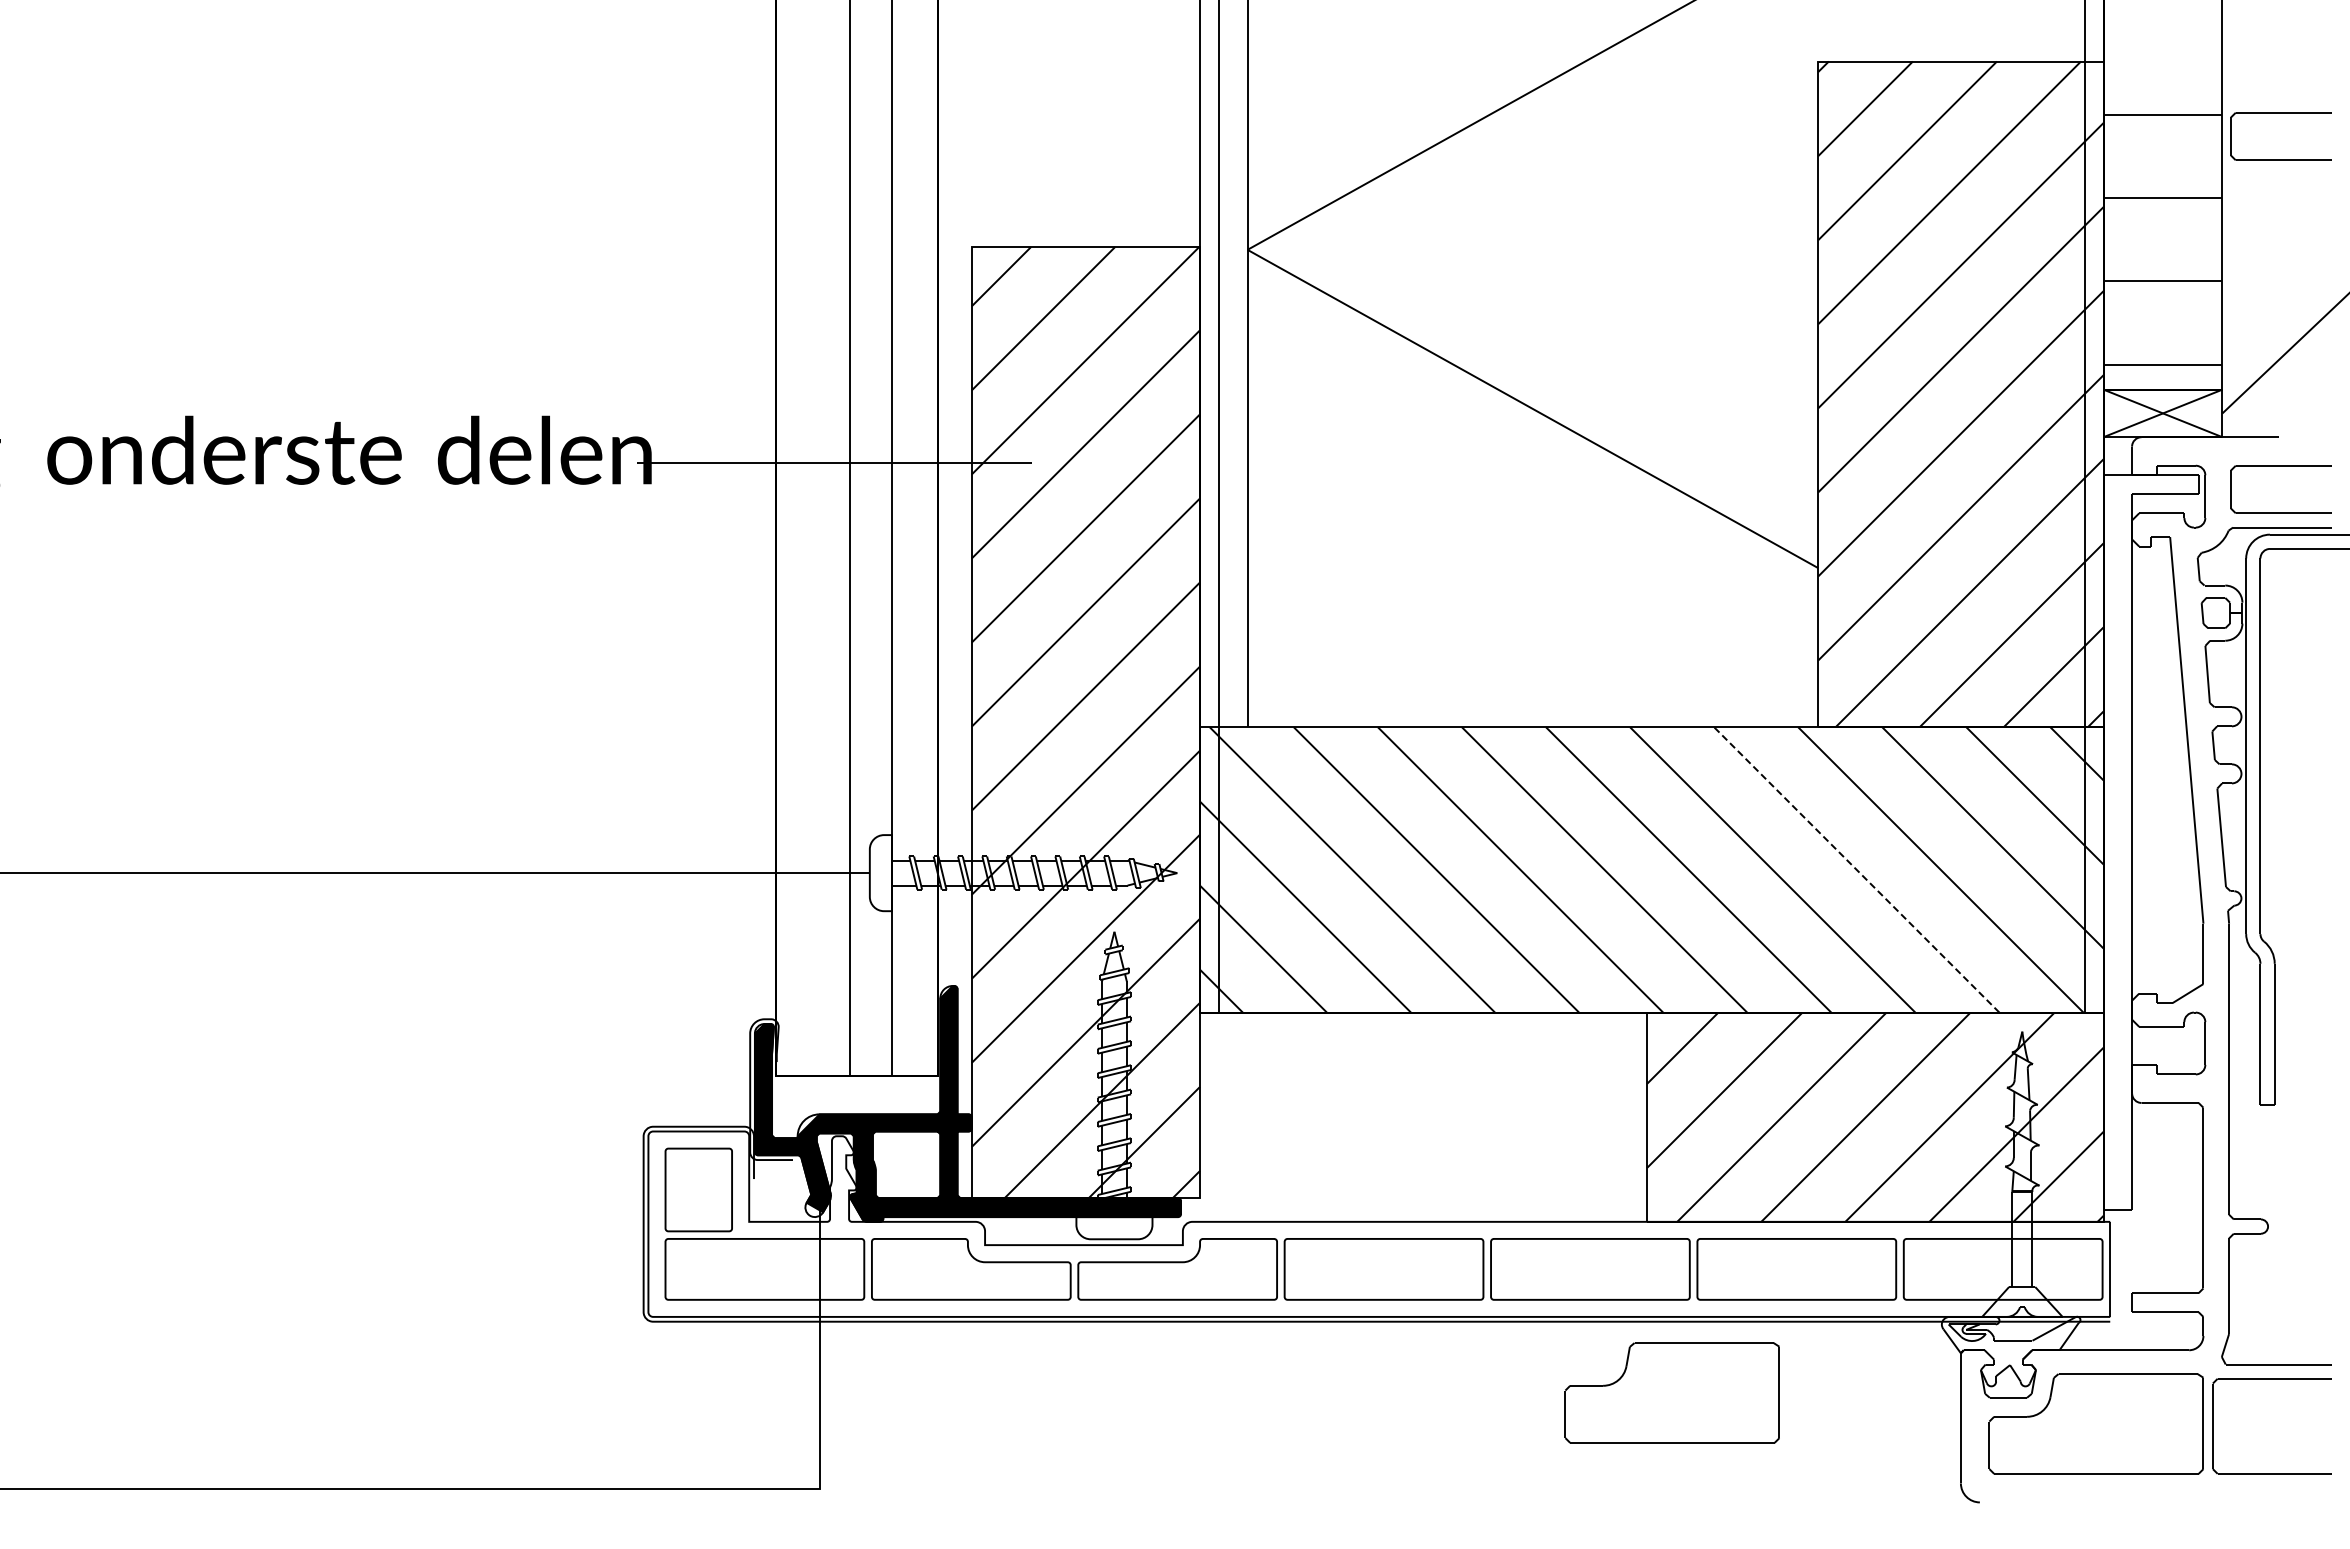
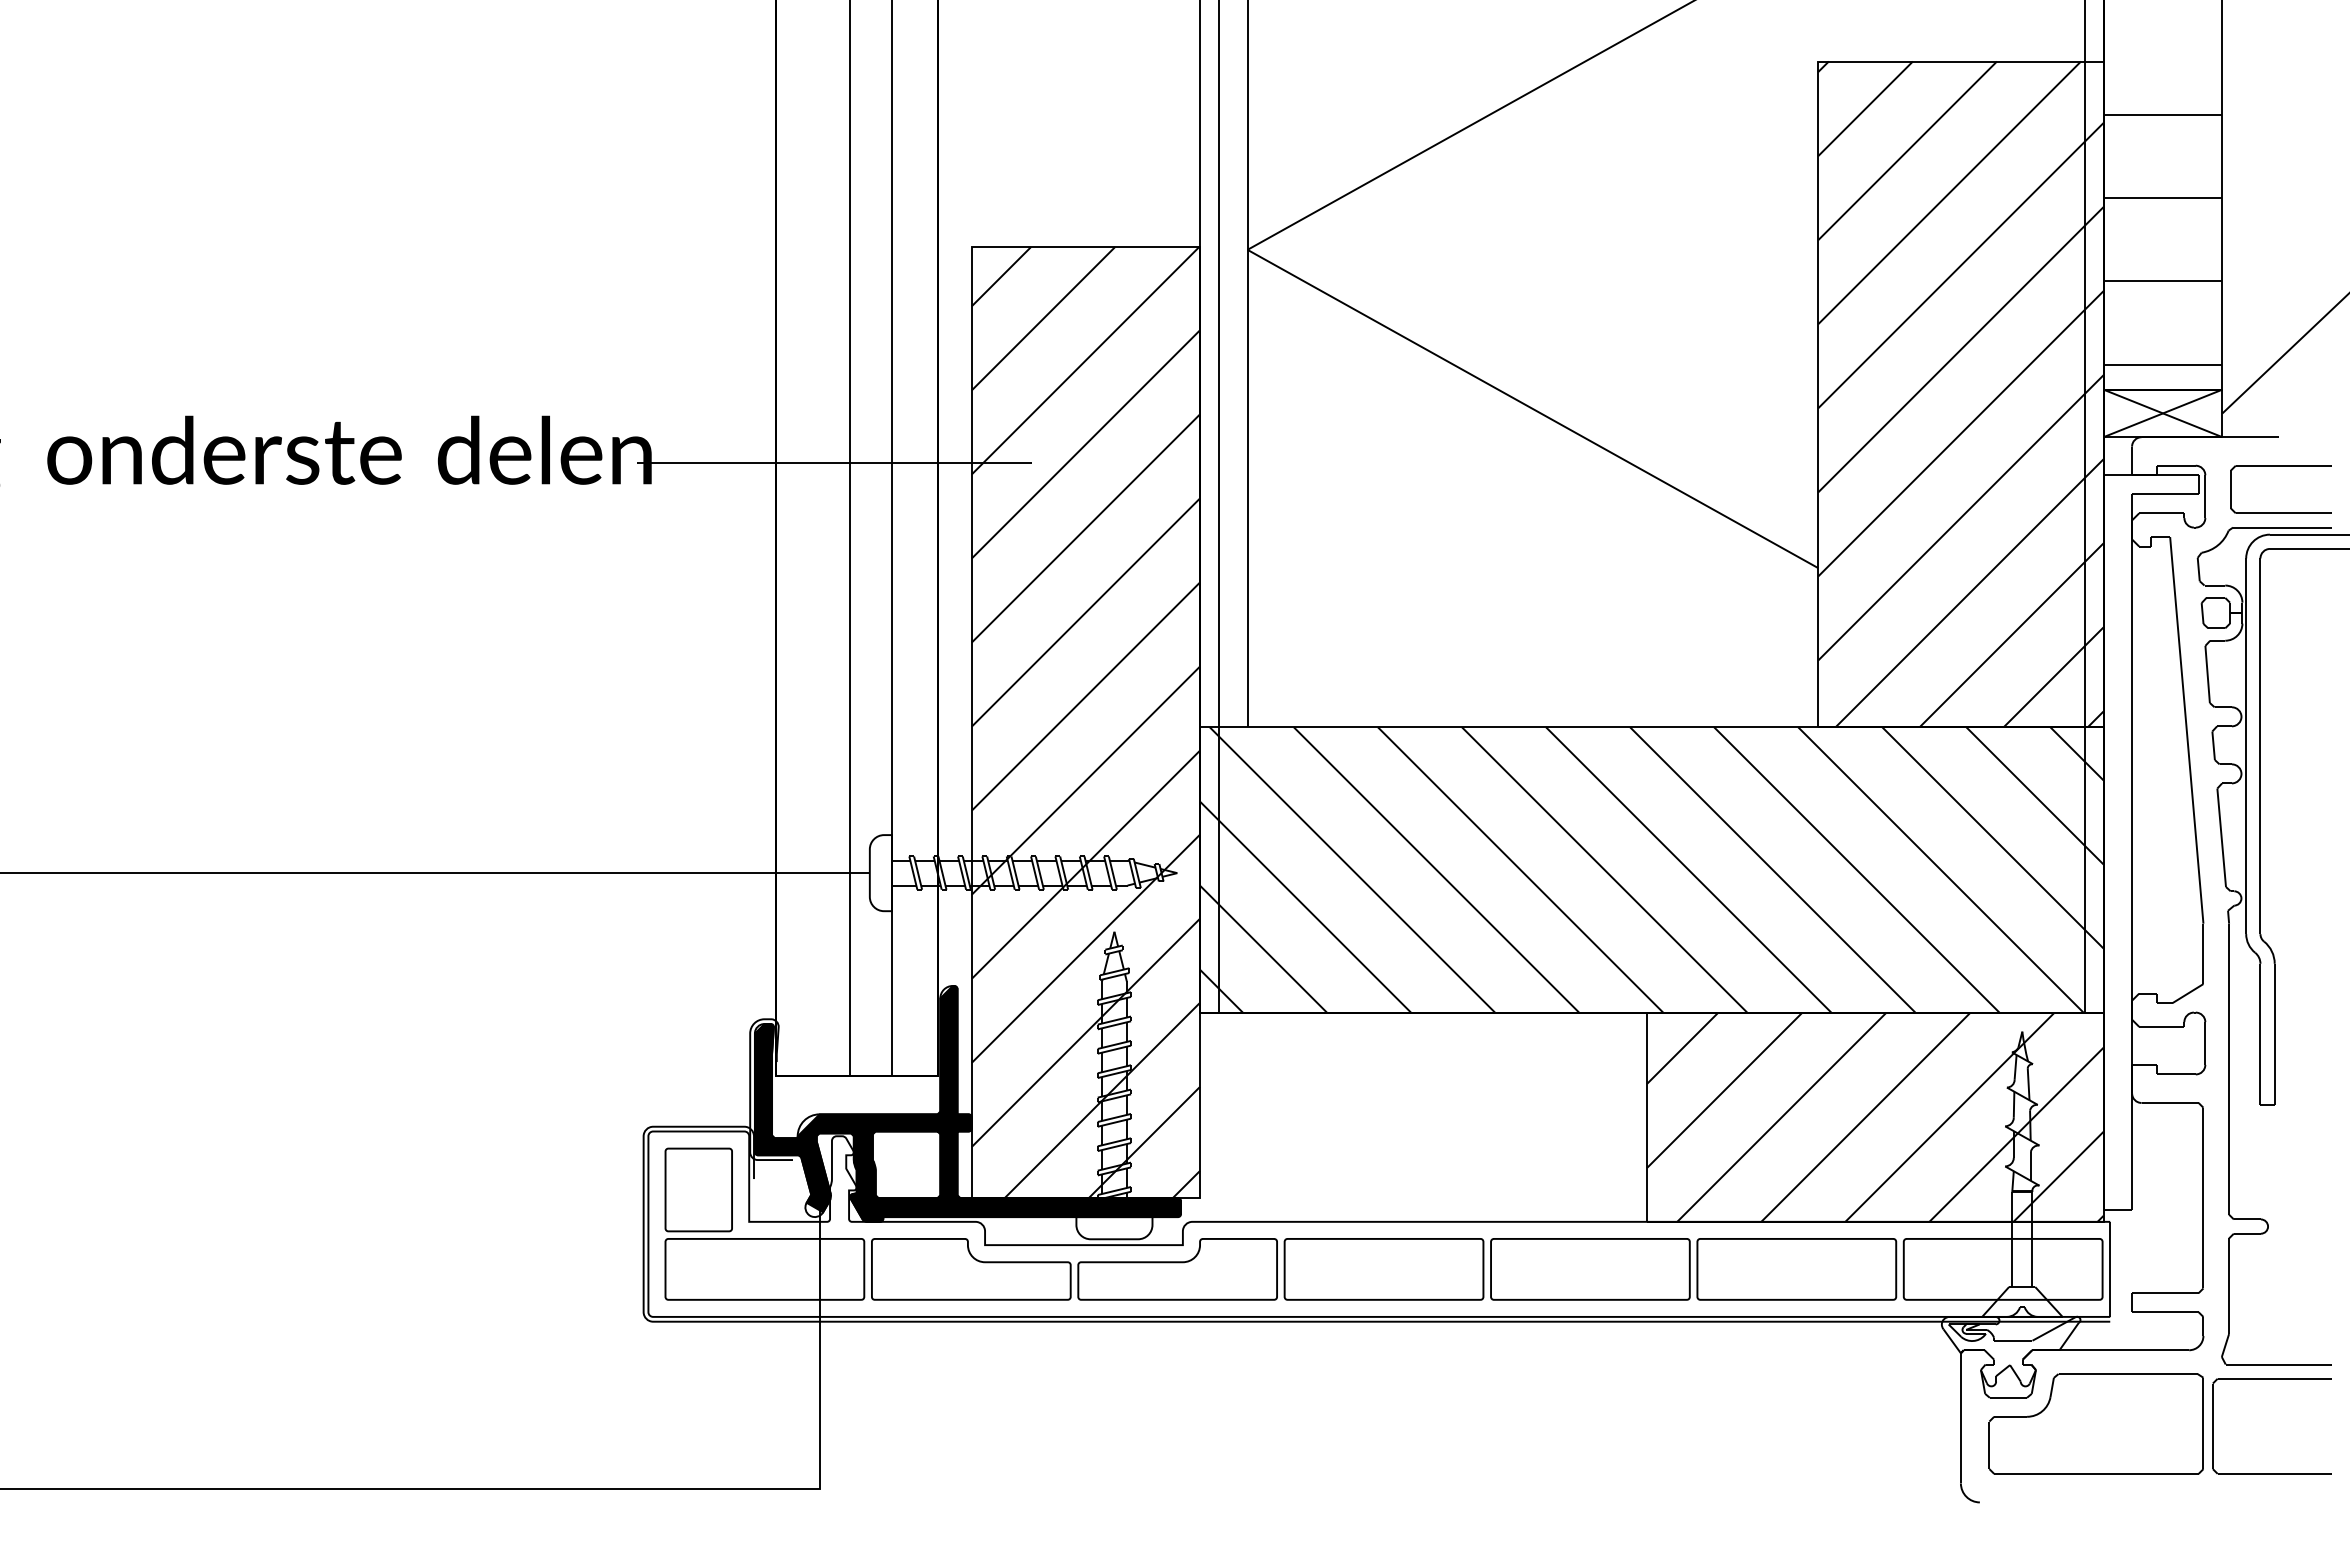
part: present -> none (2280, 113)
line: dashed -> solid (1856, 869)
part: present -> none (1671, 1392)
